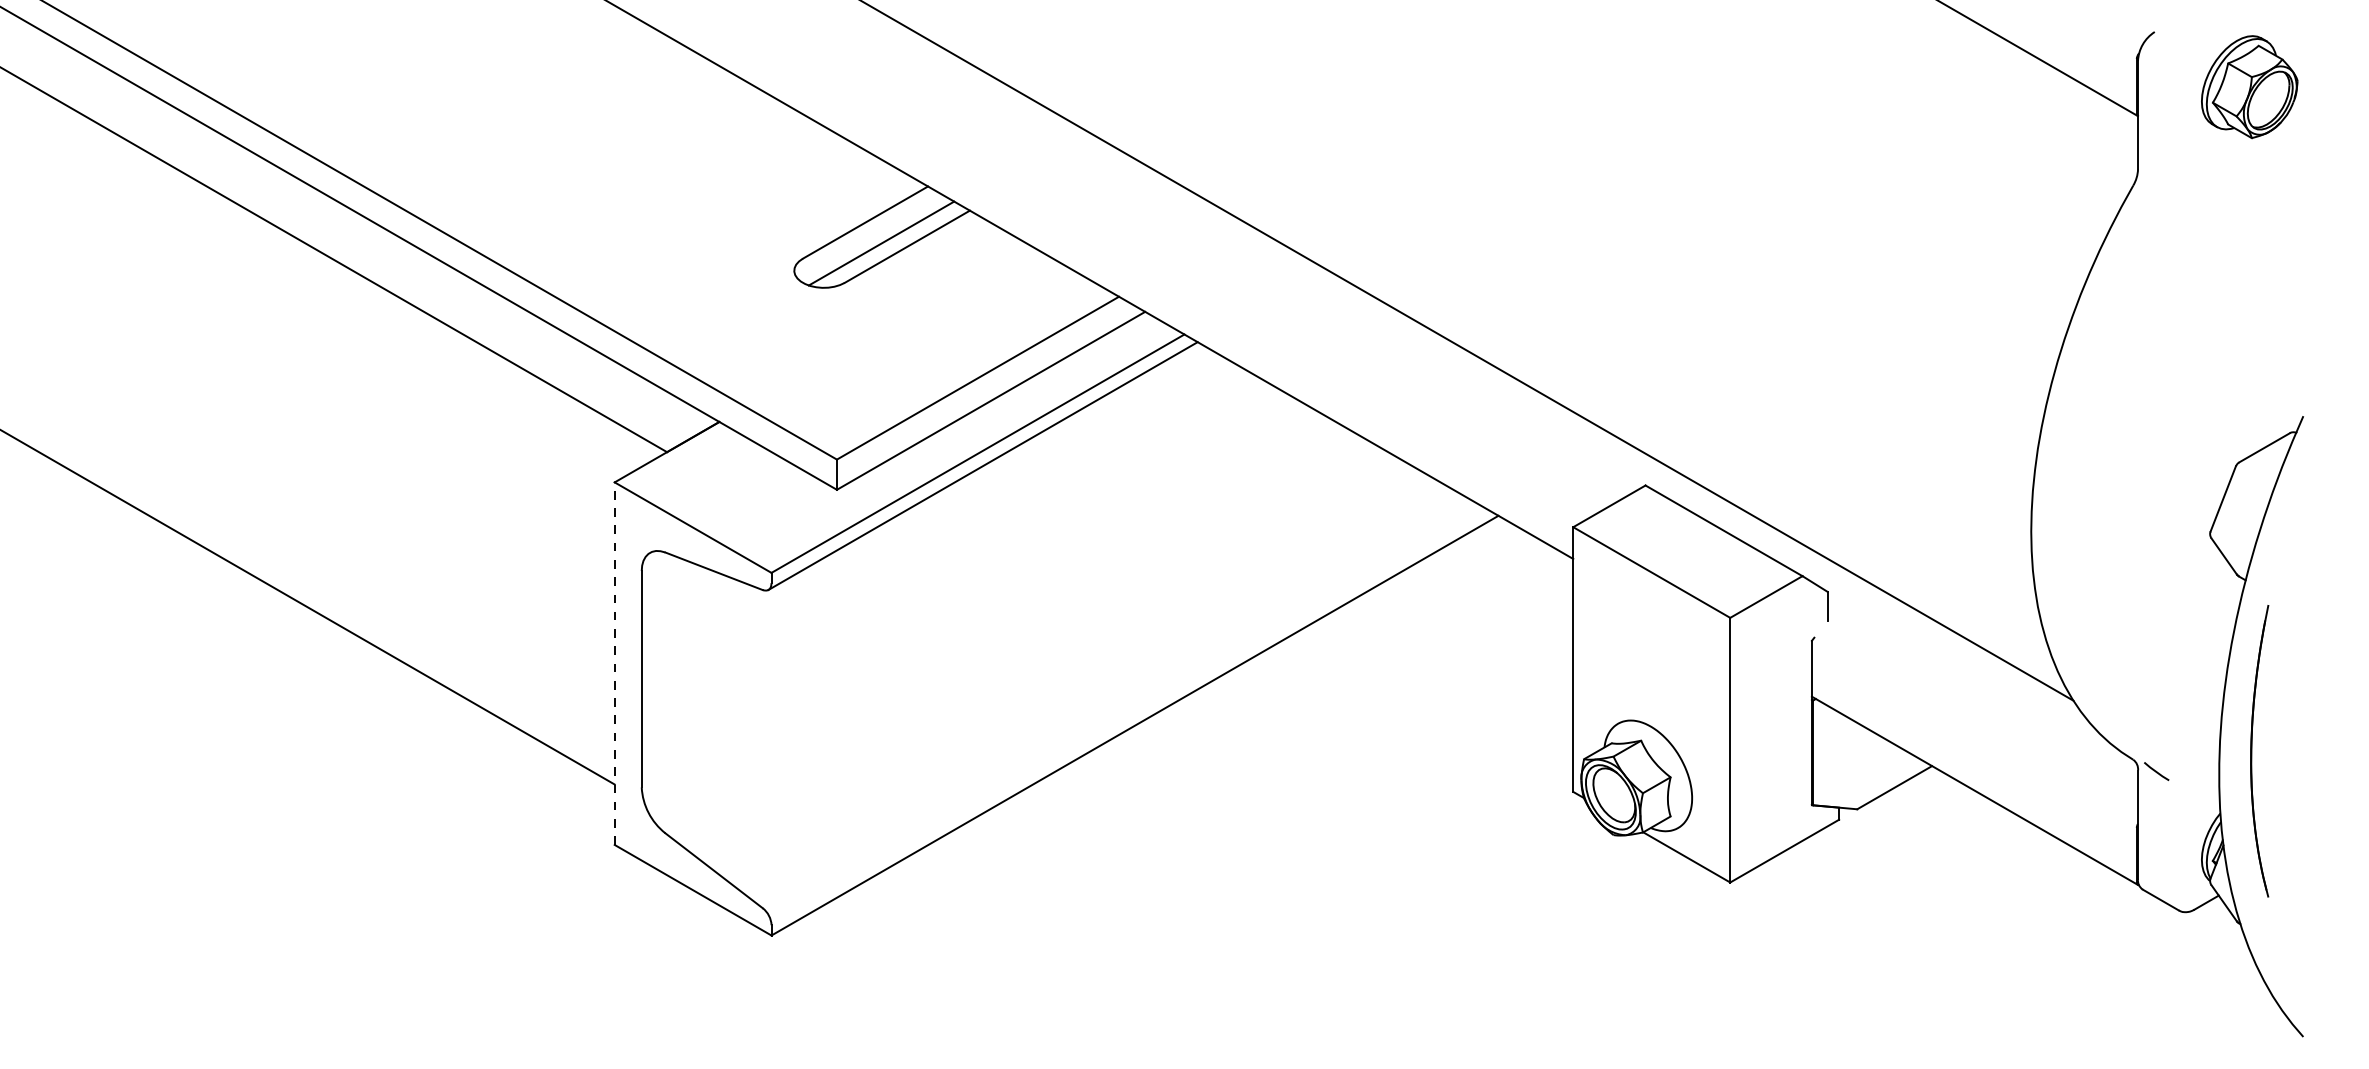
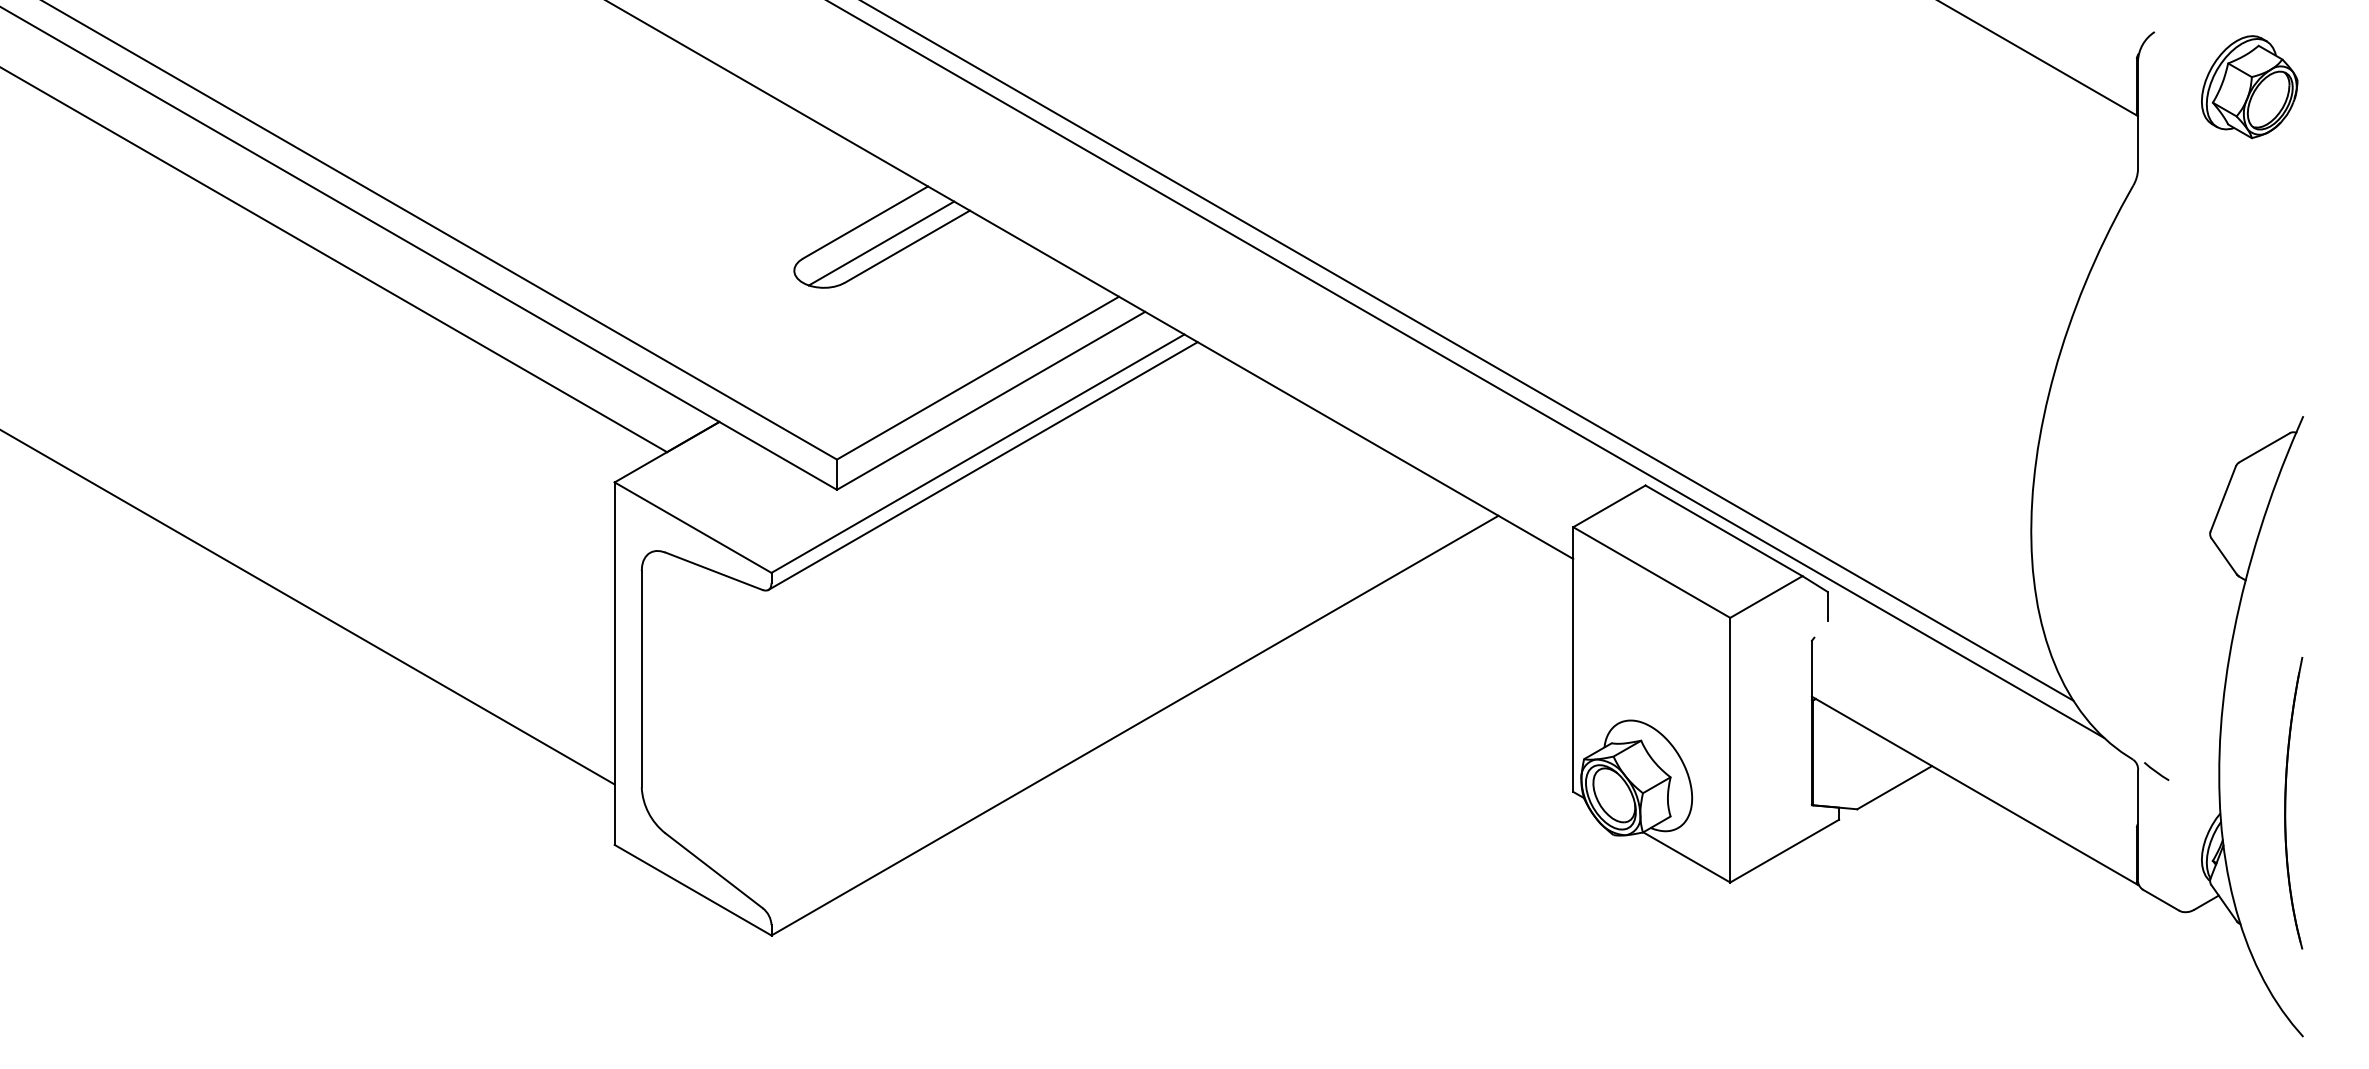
line: none -> present (1467, 369)
line: dashed -> solid (614, 663)
part position: (2252, 751) -> (2286, 803) (2286, 803)
